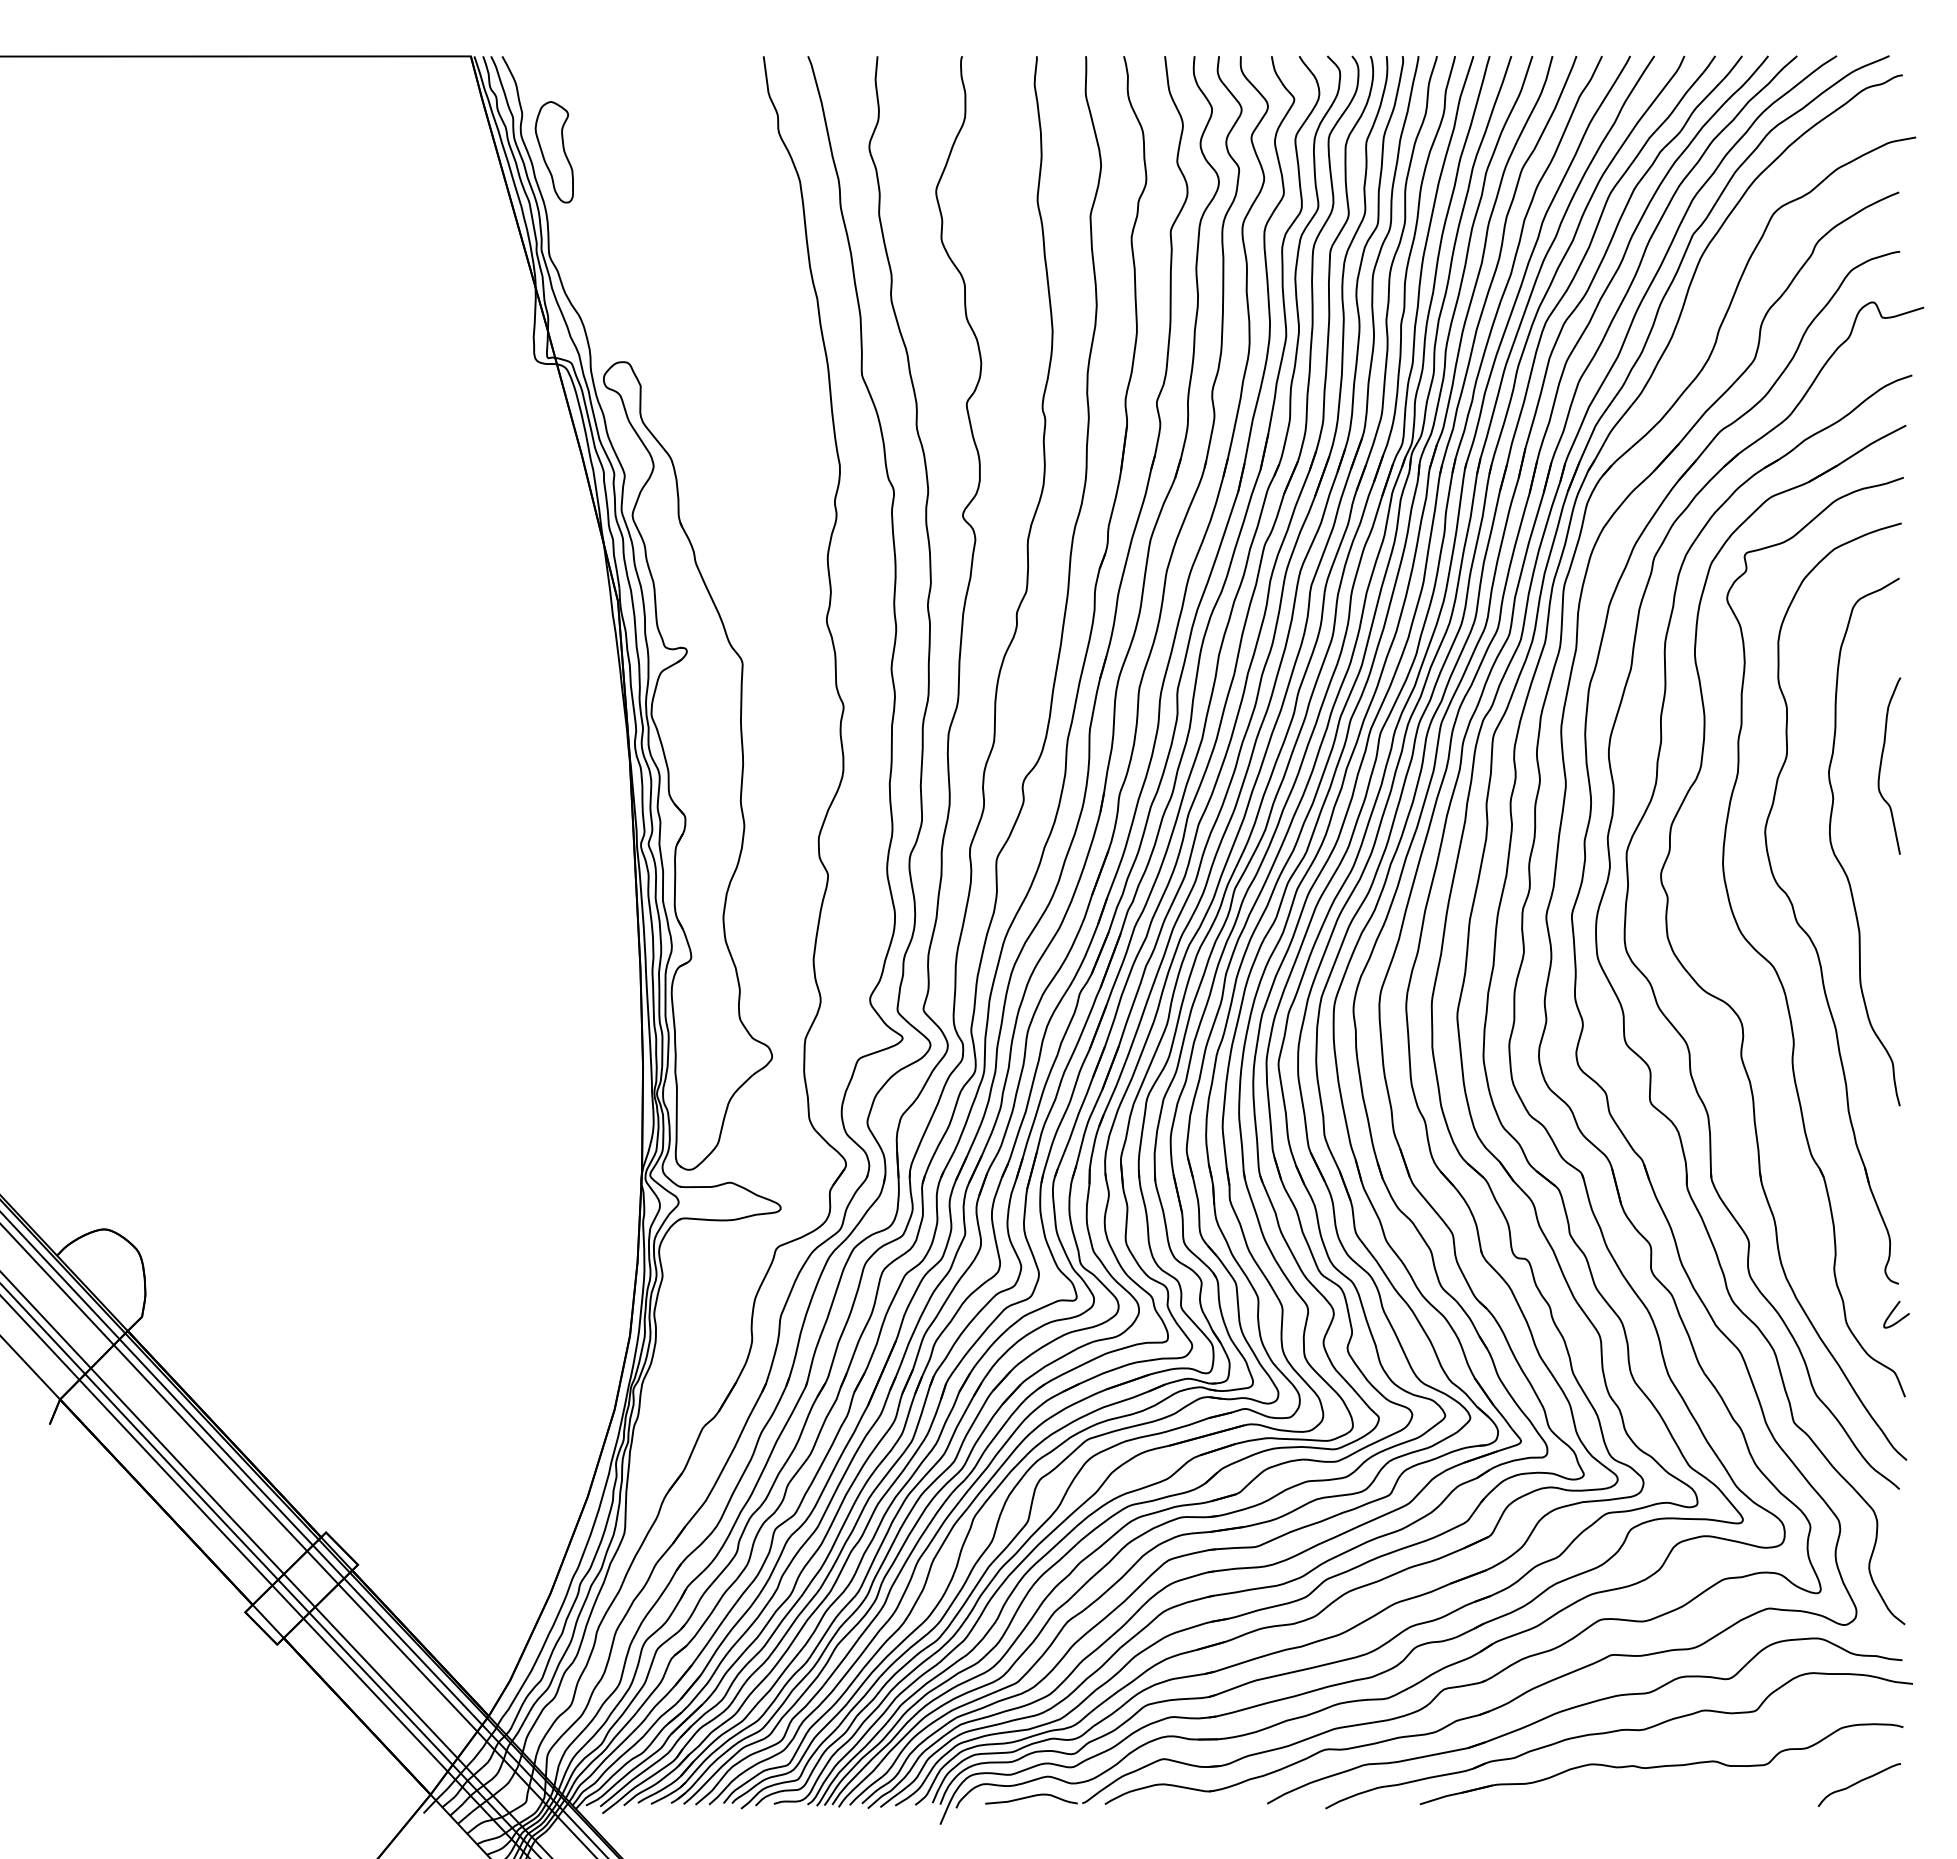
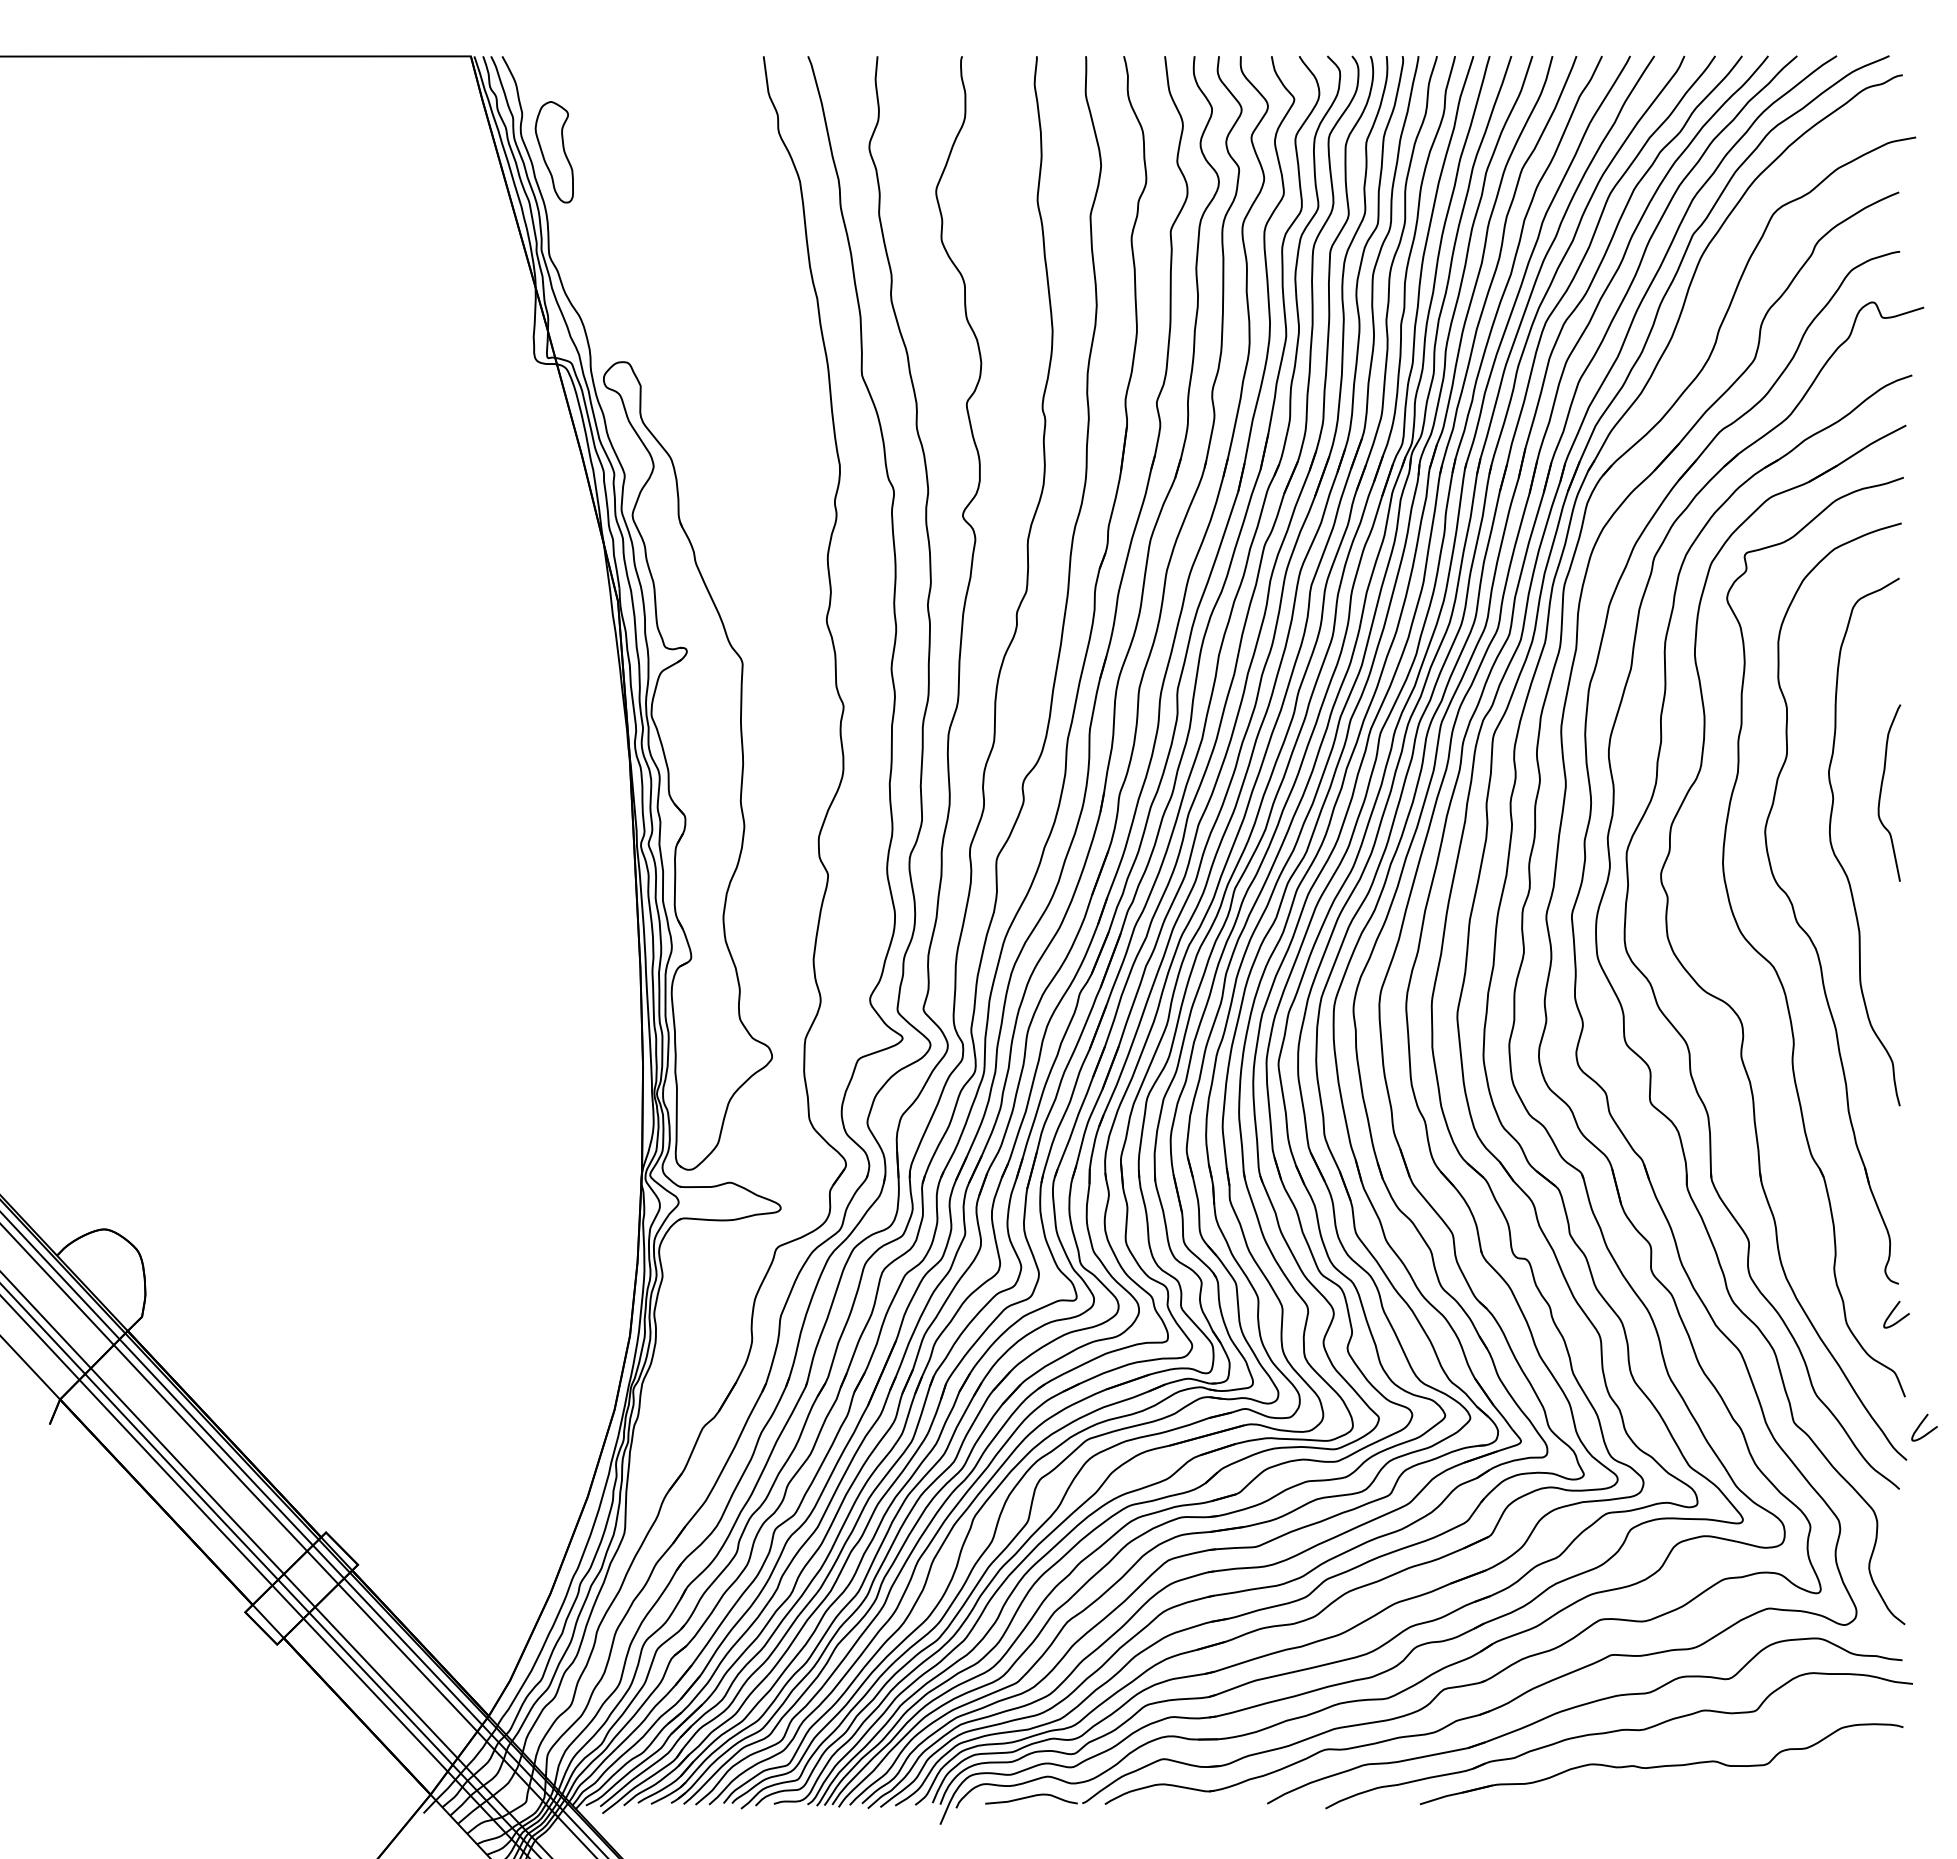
curve position: (1881, 765) -> (1881, 792) (1881, 792)
curve: none -> present (1920, 1426)
curve: present -> none (1858, 1783)
